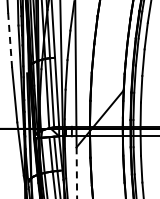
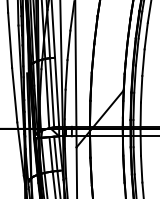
line: dashed -> solid (10, 40)
line: dashed -> solid (76, 173)
